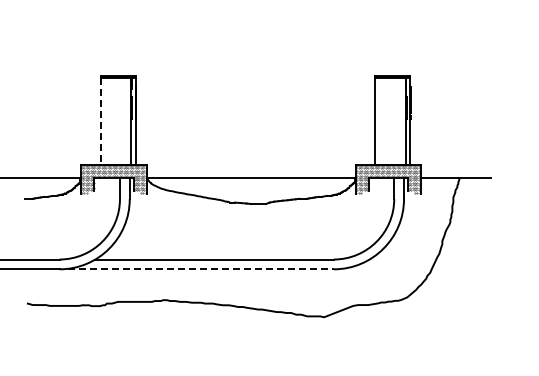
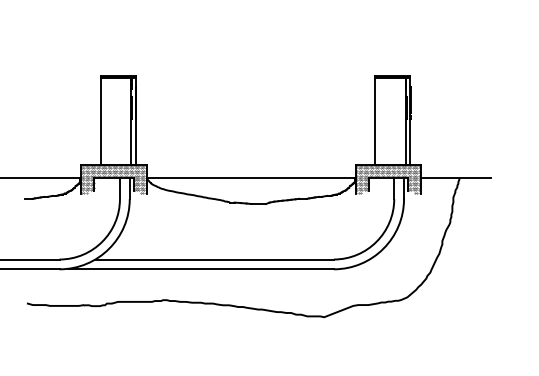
line: dashed -> solid (100, 121)
line: dashed -> solid (201, 269)
